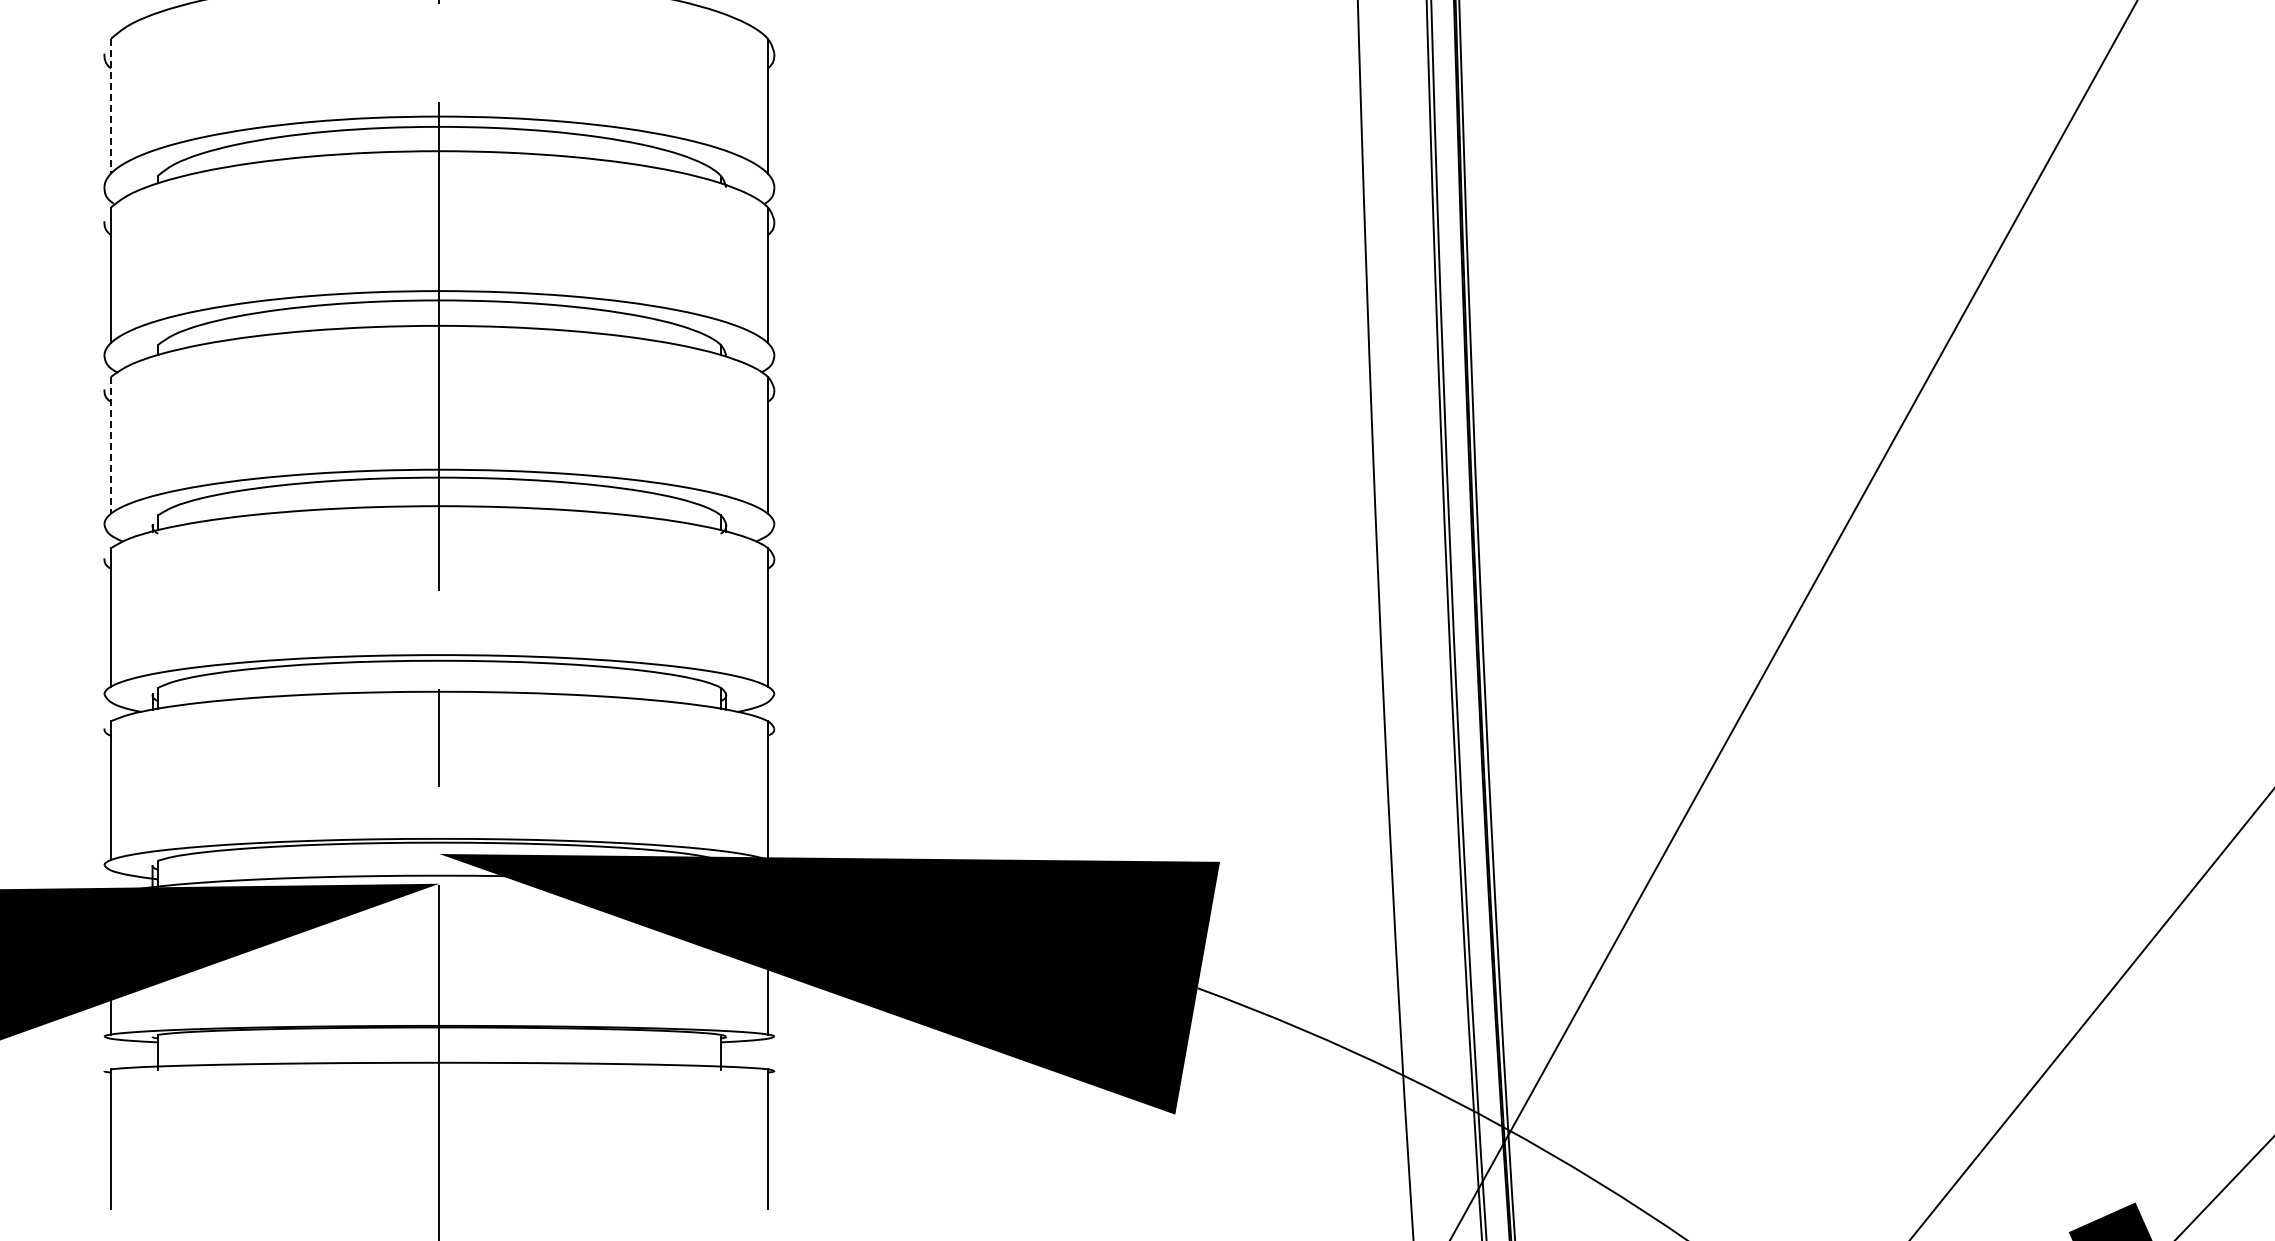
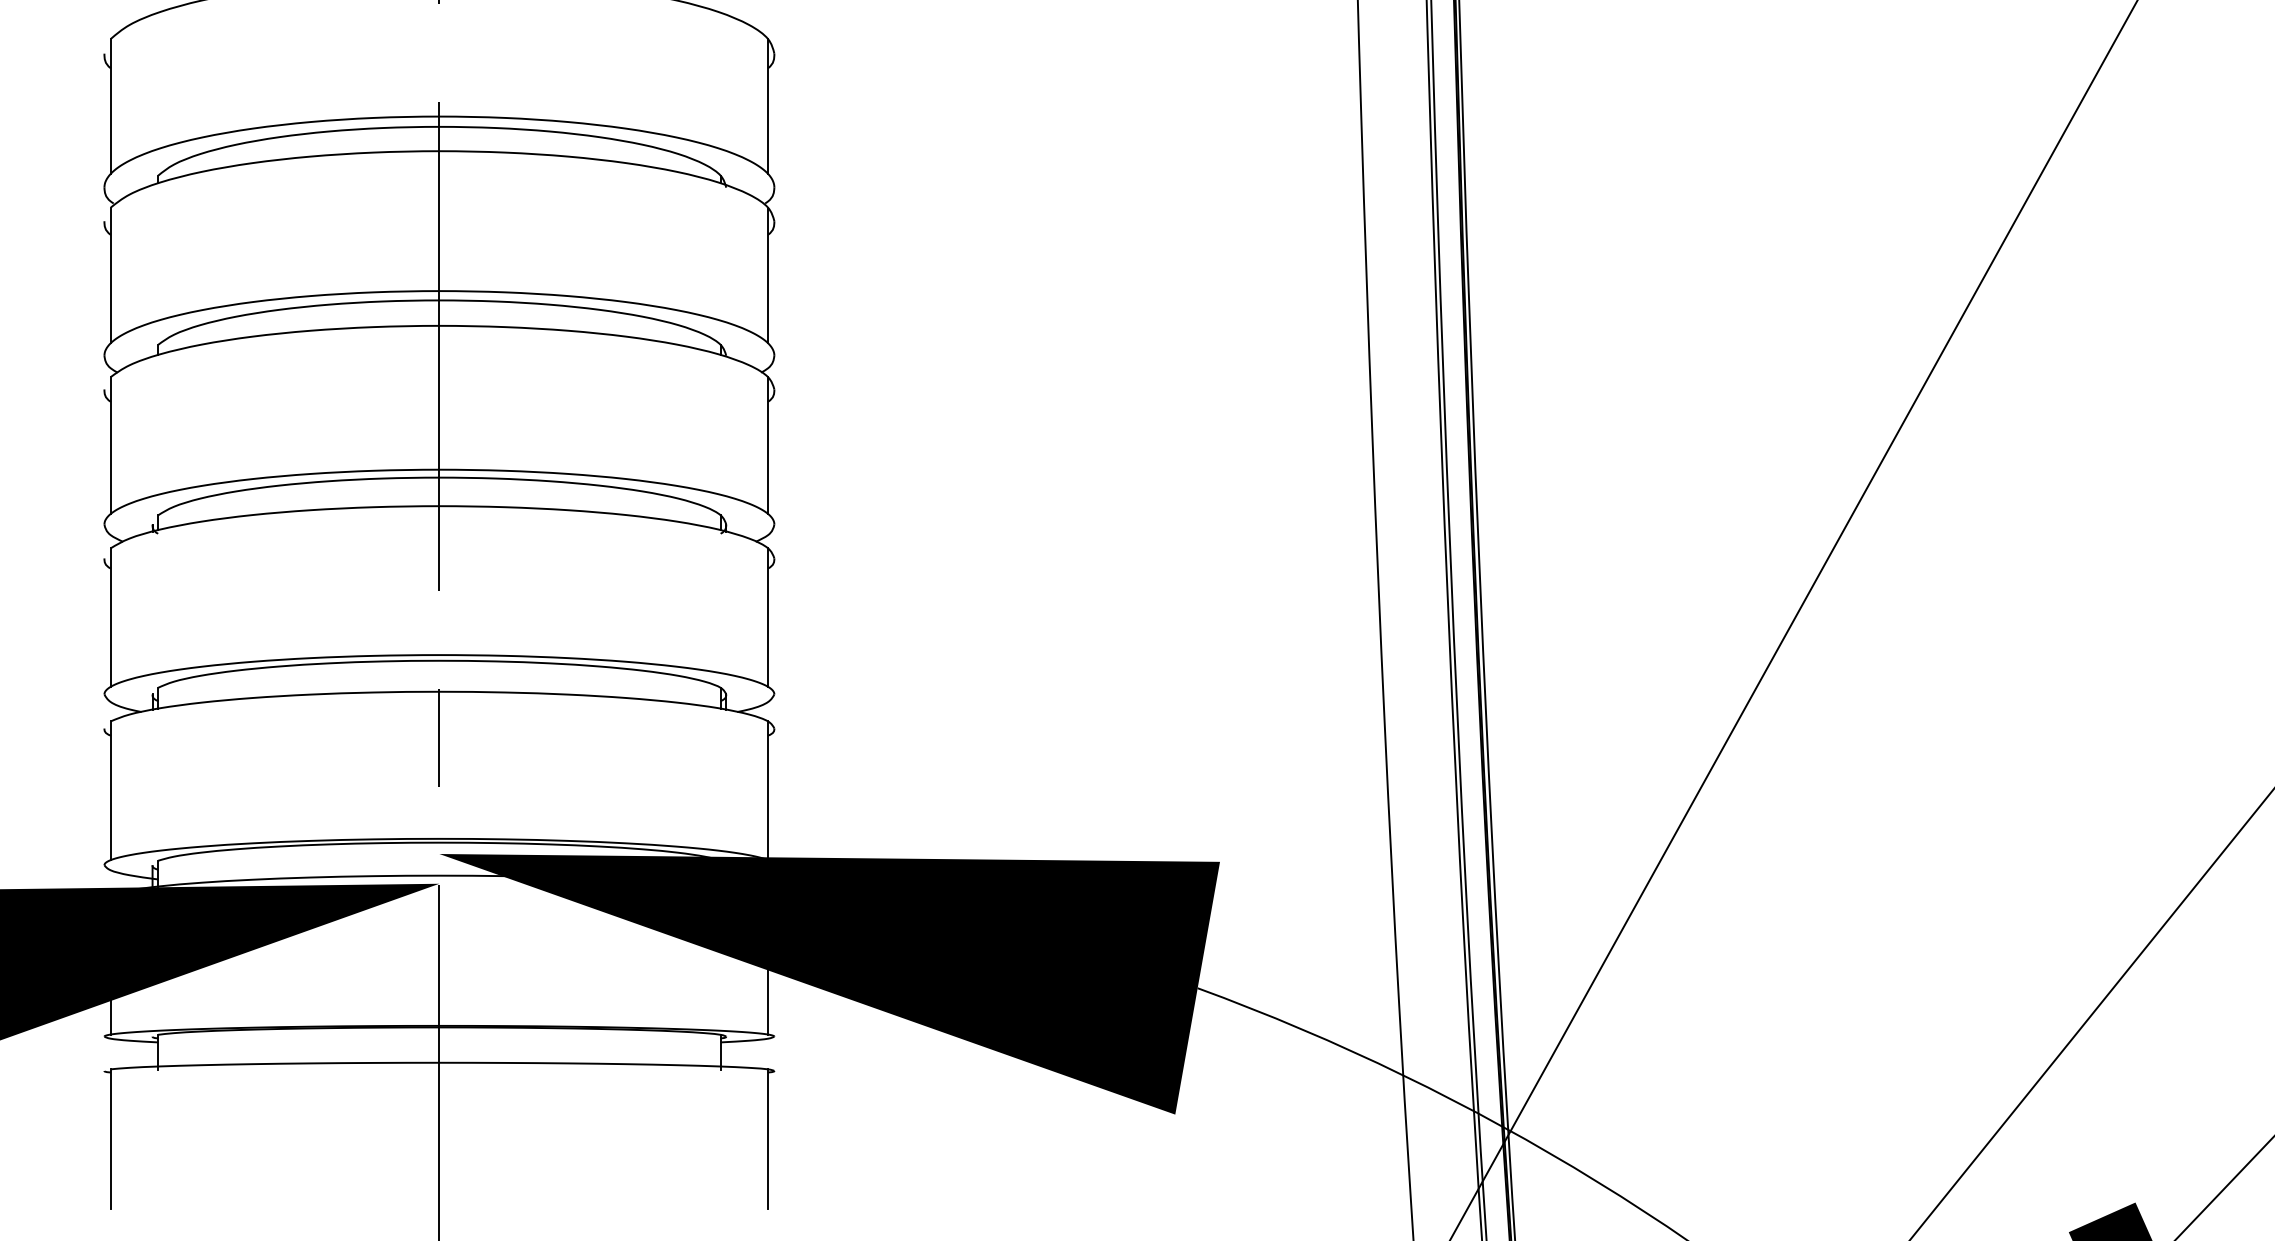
line: dashed -> solid (110, 106)
line: dashed -> solid (110, 445)
